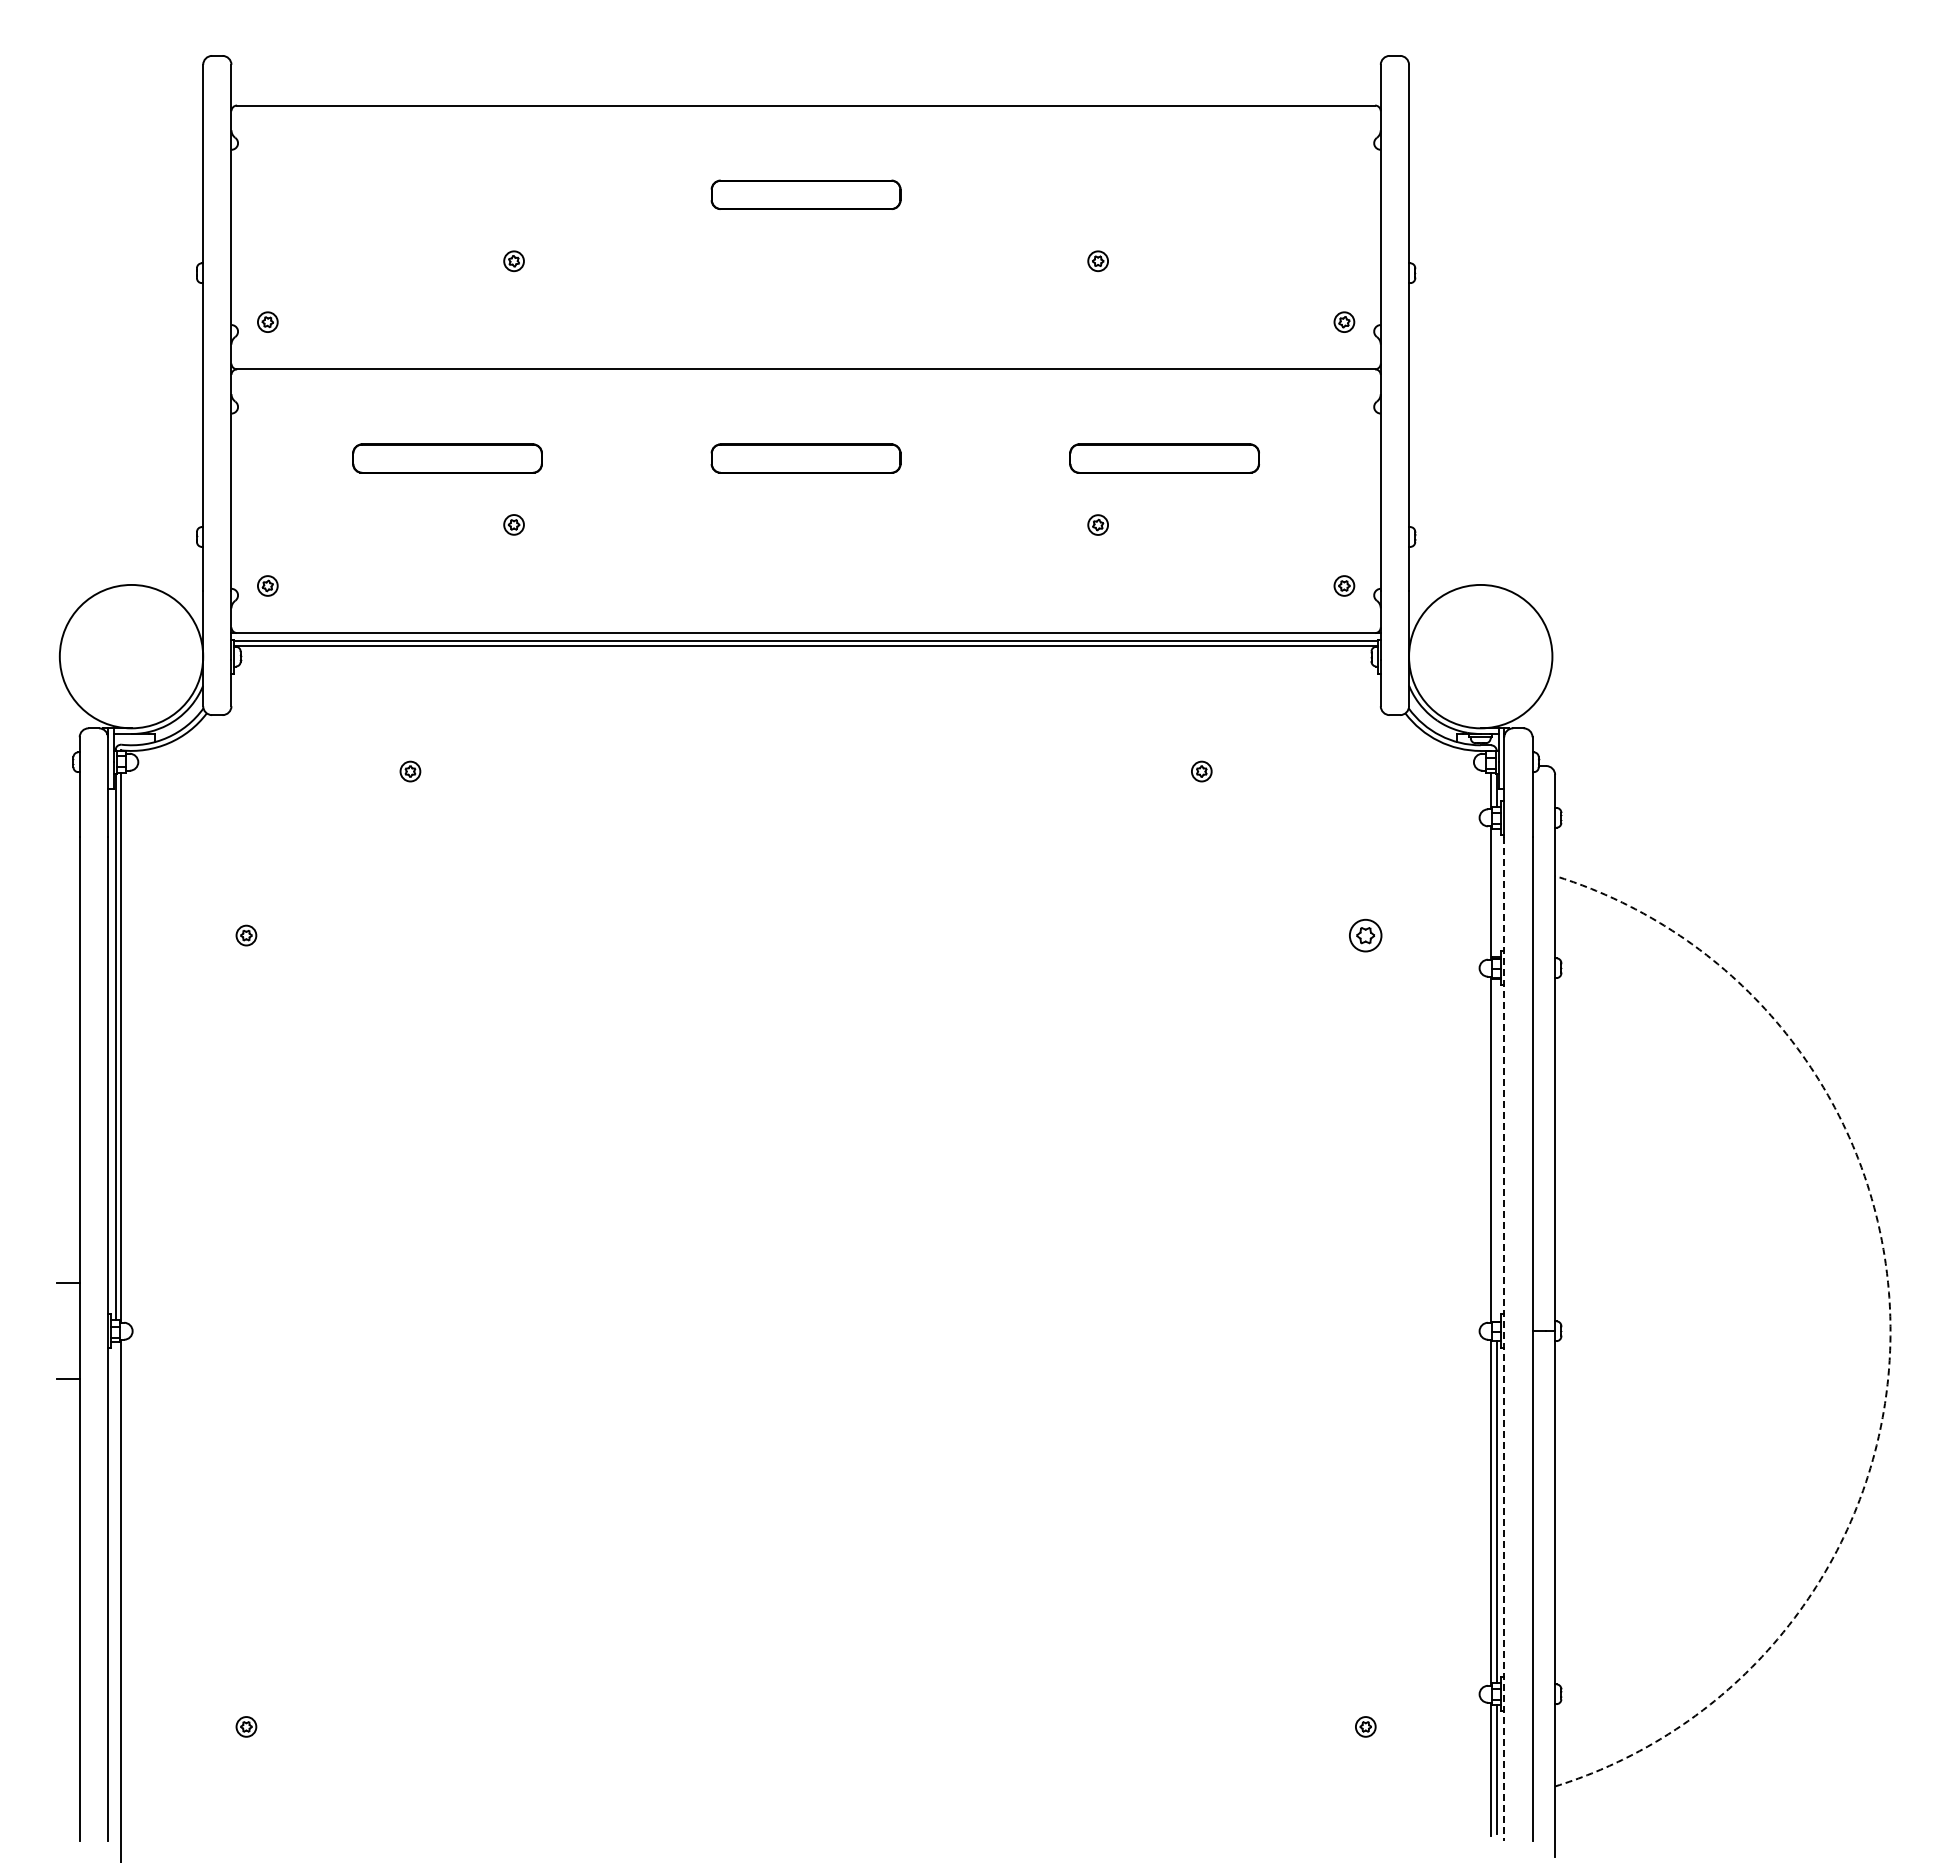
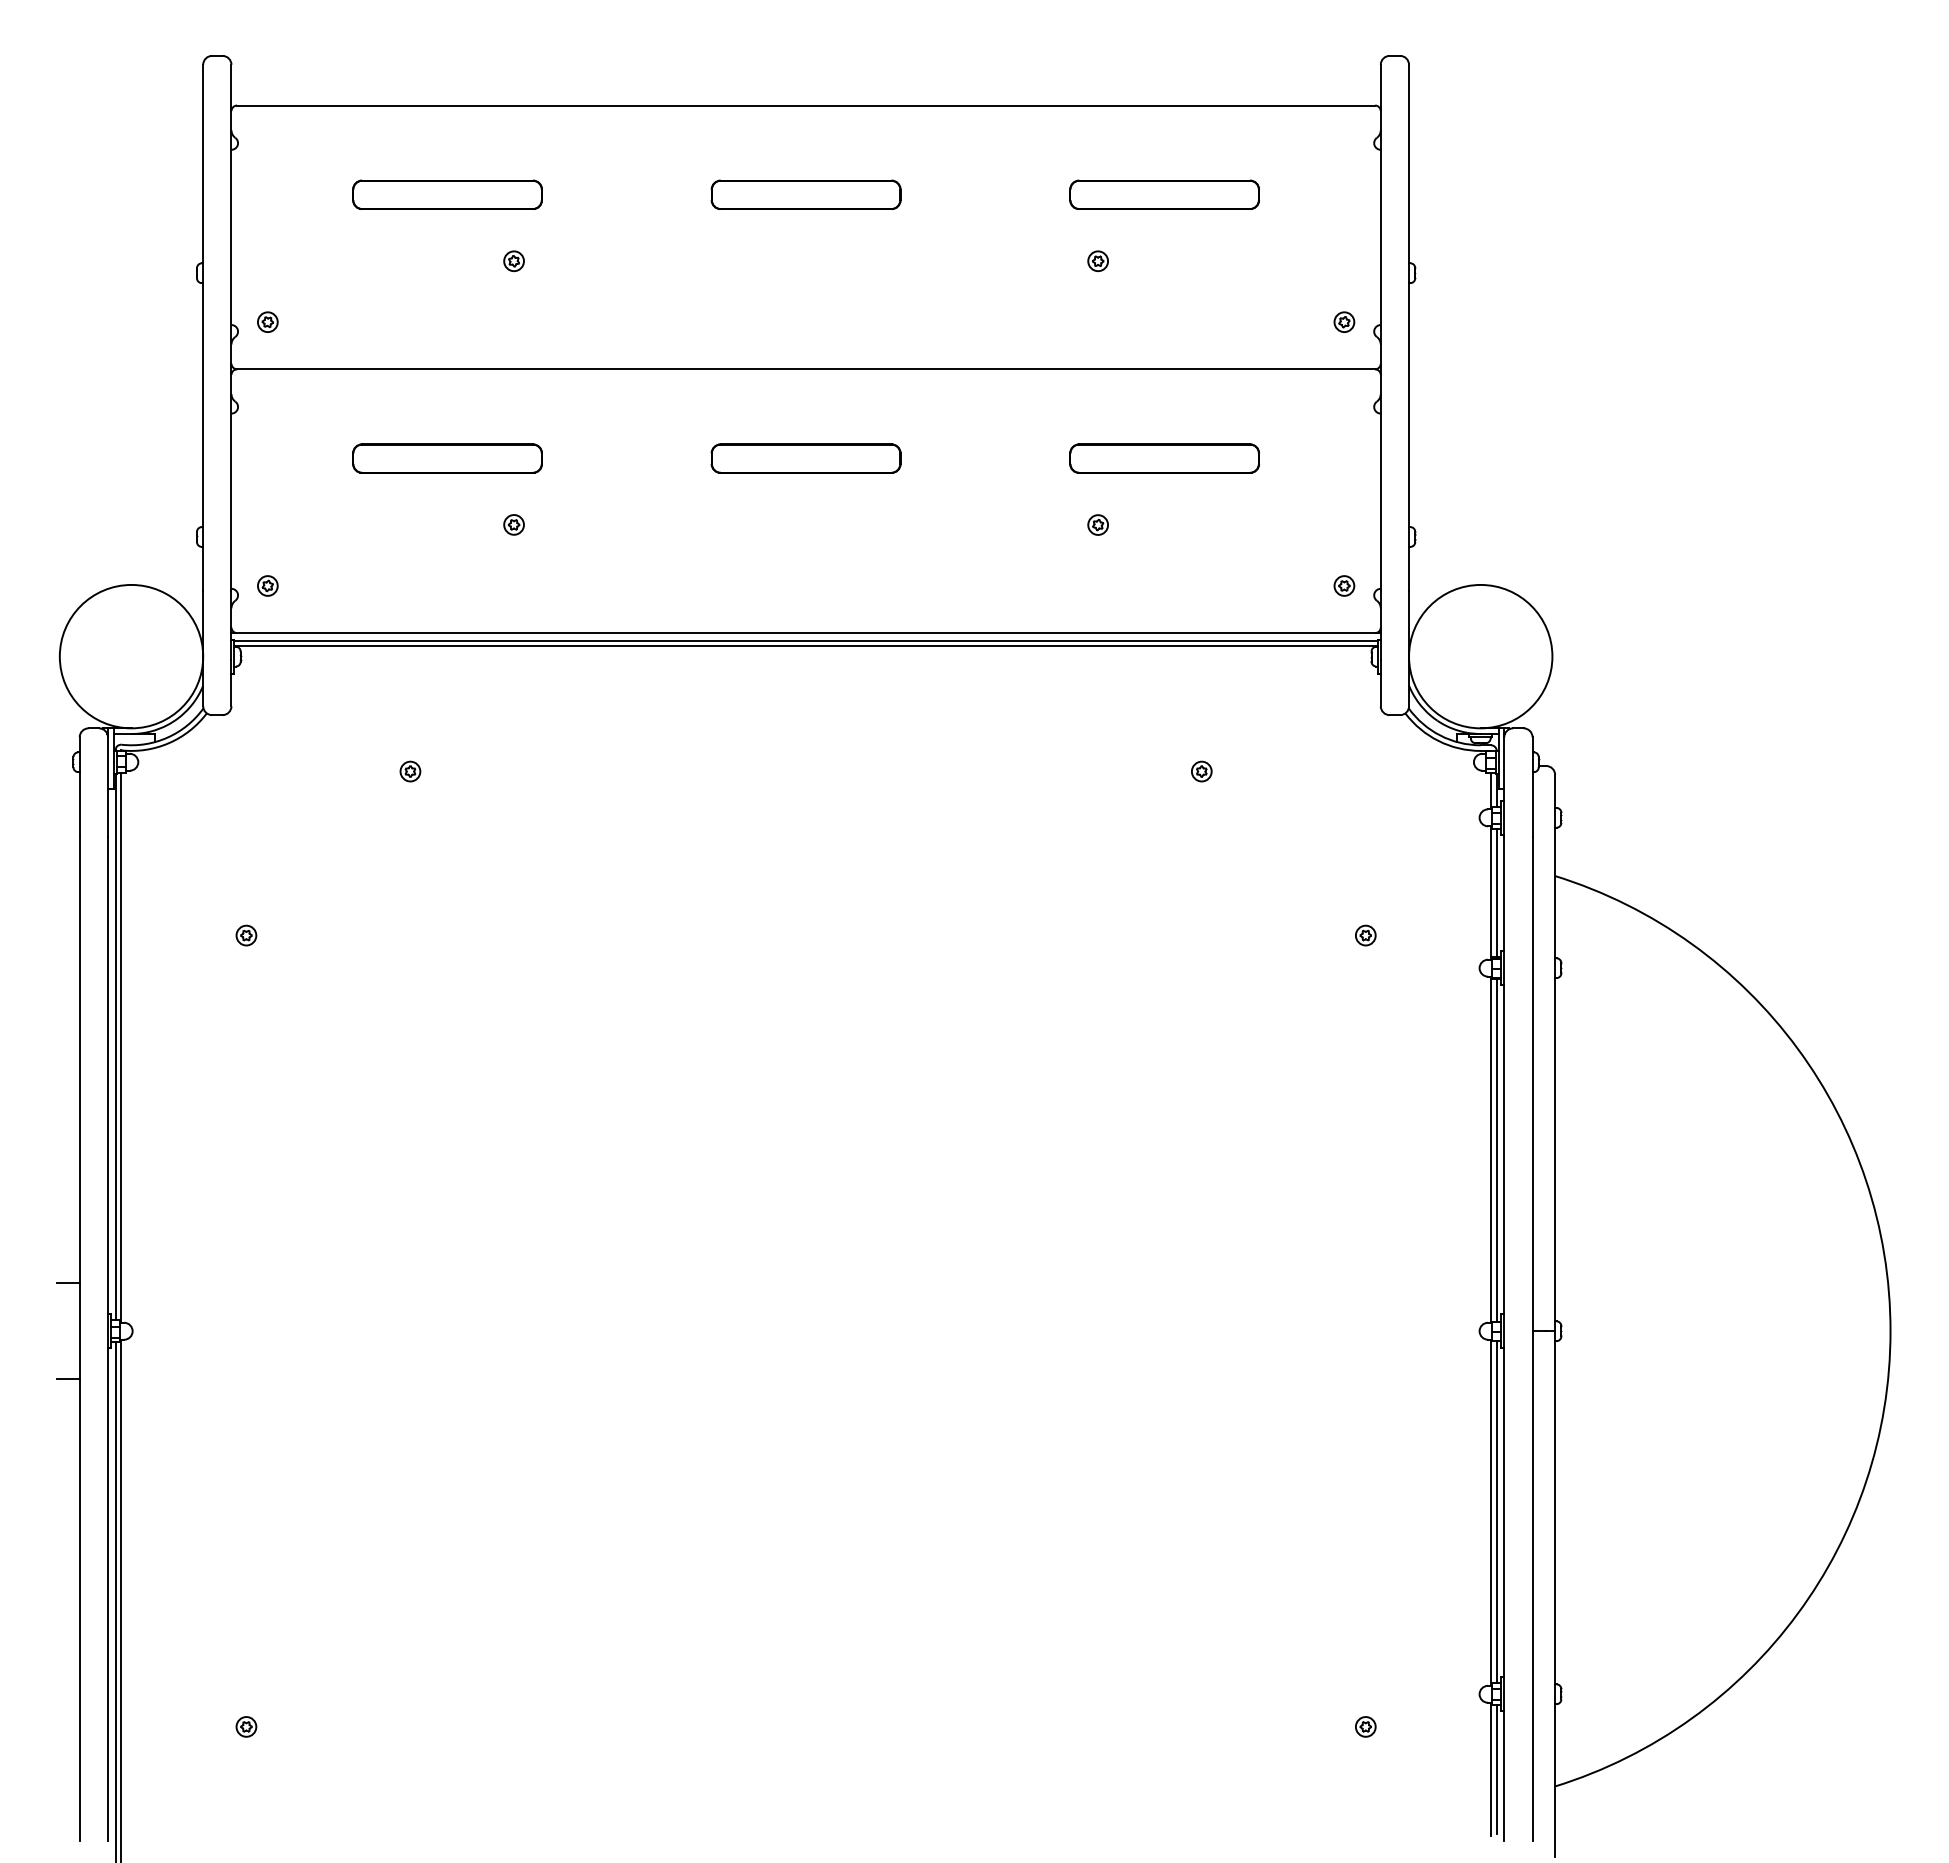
part: none -> present (447, 194)
part: none -> present (1164, 194)
line: none -> present (1496, 892)
part size: 34x35 px -> 22x23 px (1365, 935)
line: none -> present (1496, 1150)
arc: dashed -> solid (1890, 1331)
line: dashed -> solid (1504, 1339)
line: none -> present (115, 1600)
